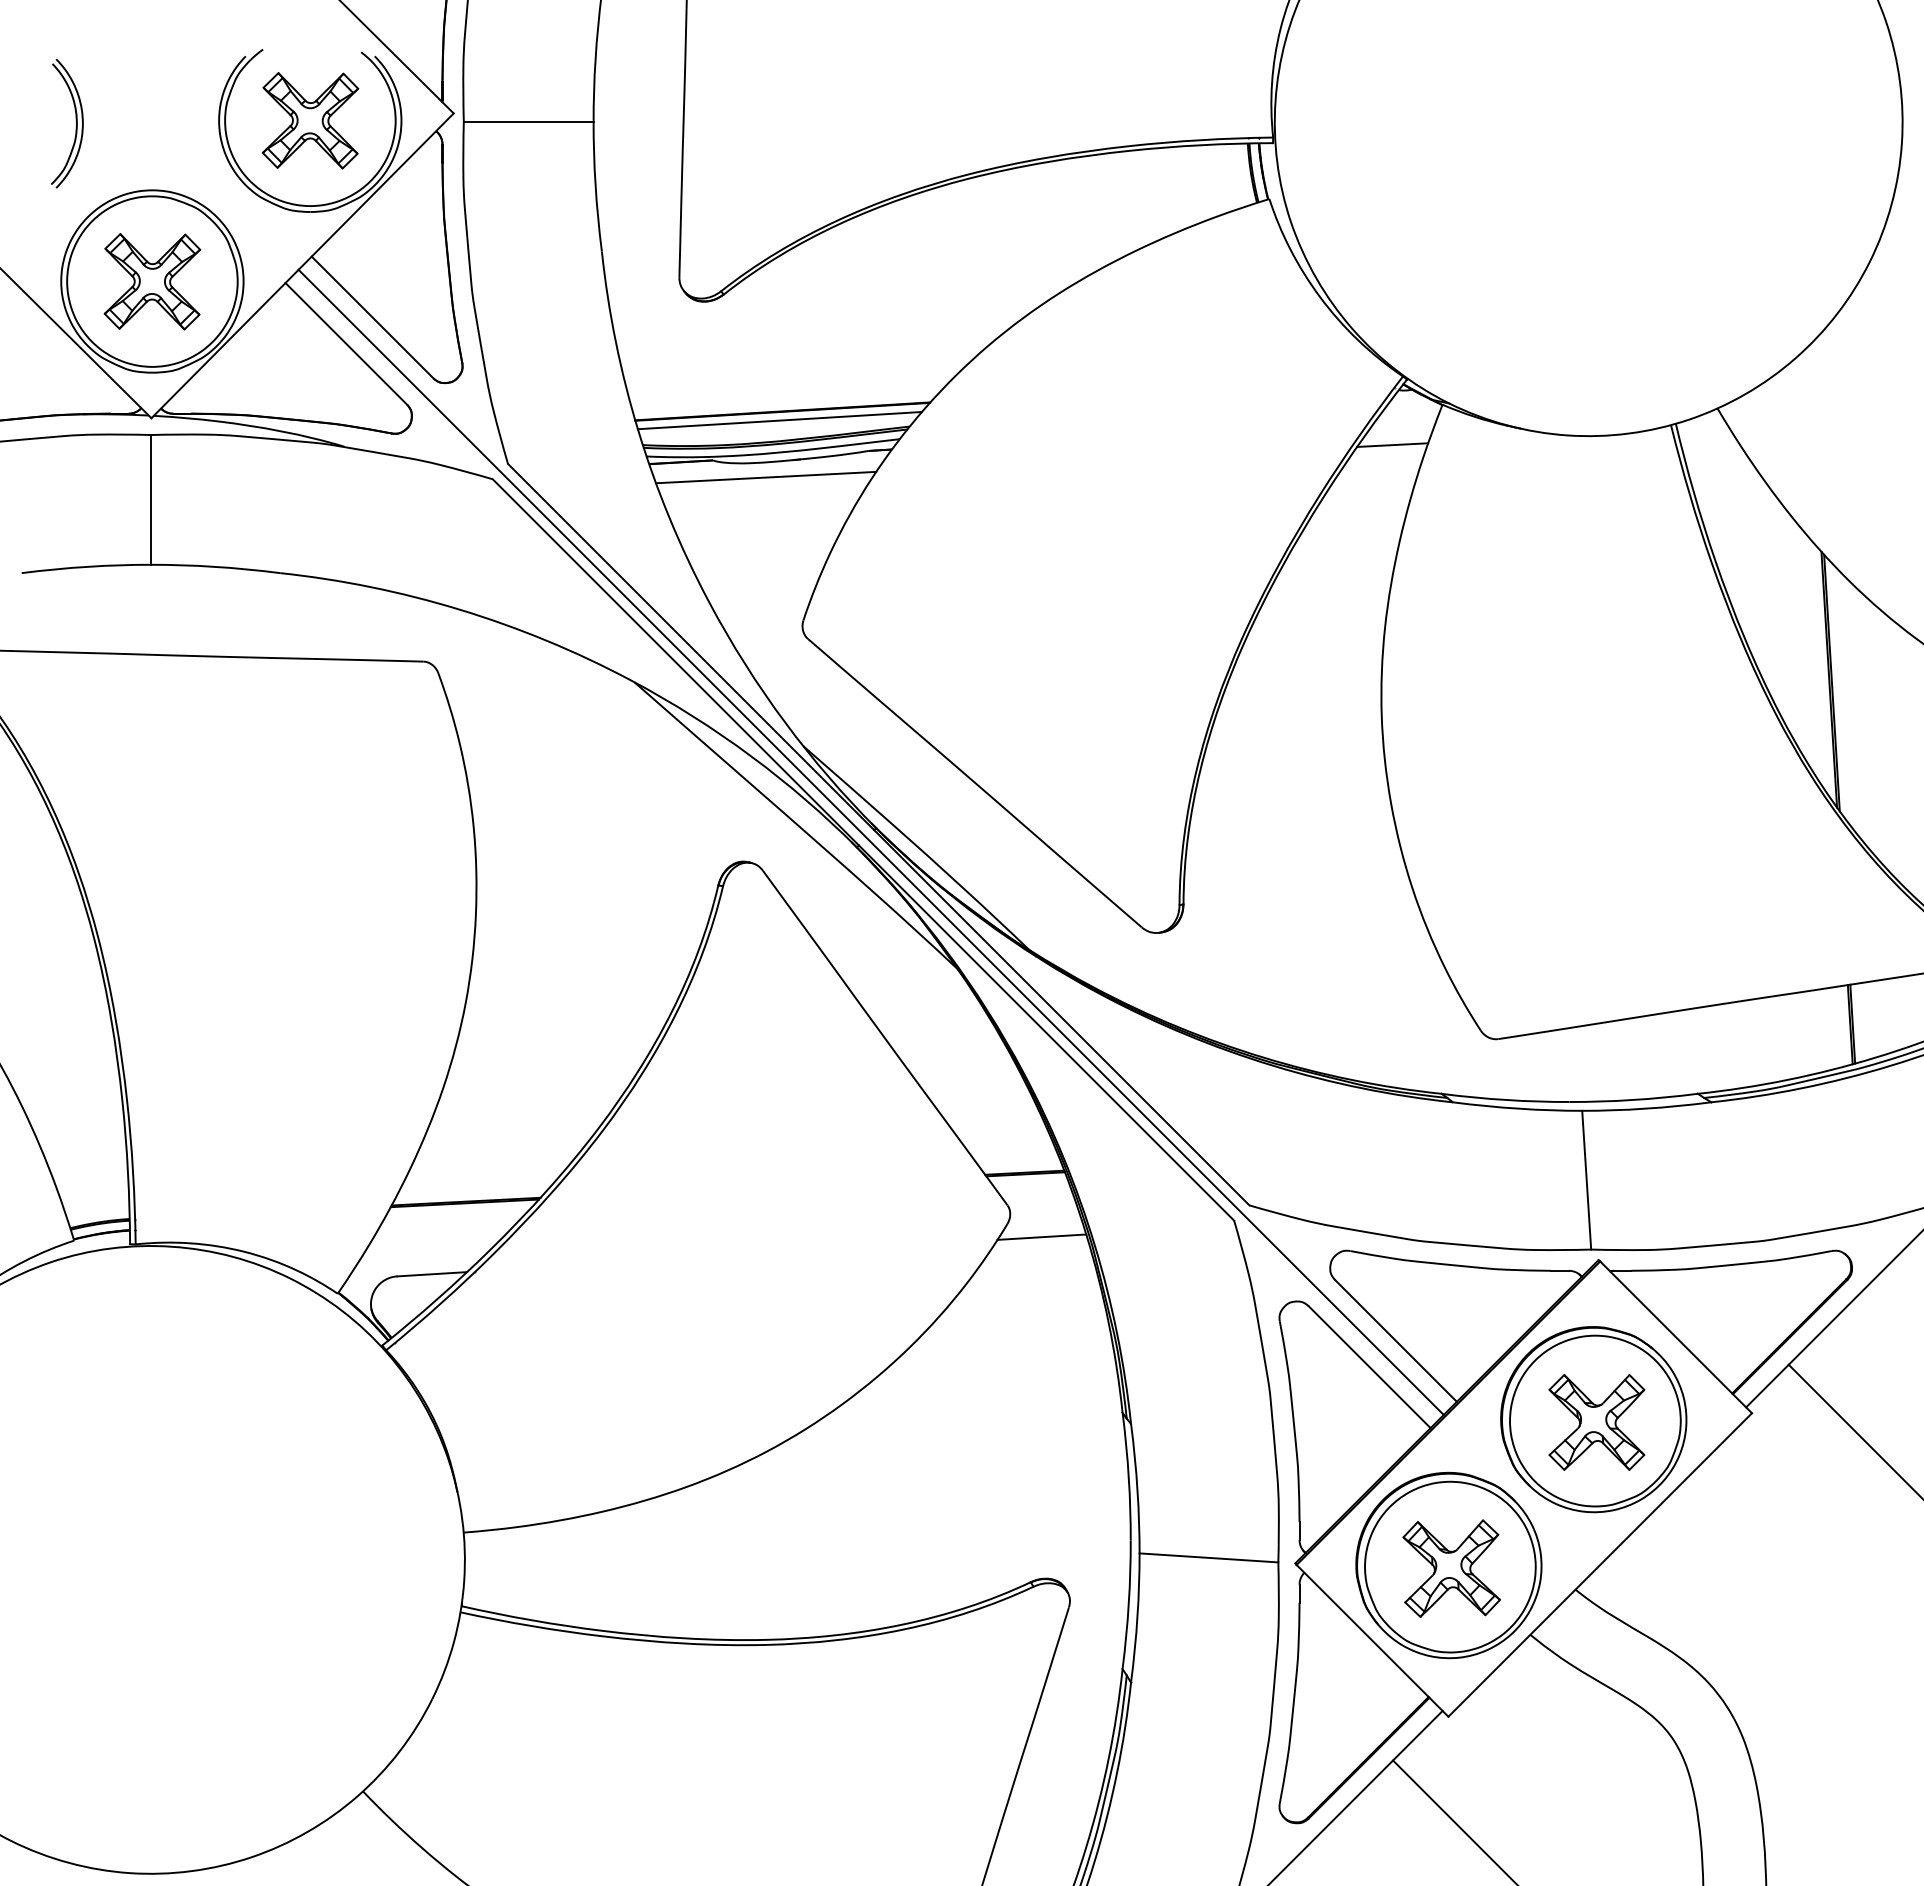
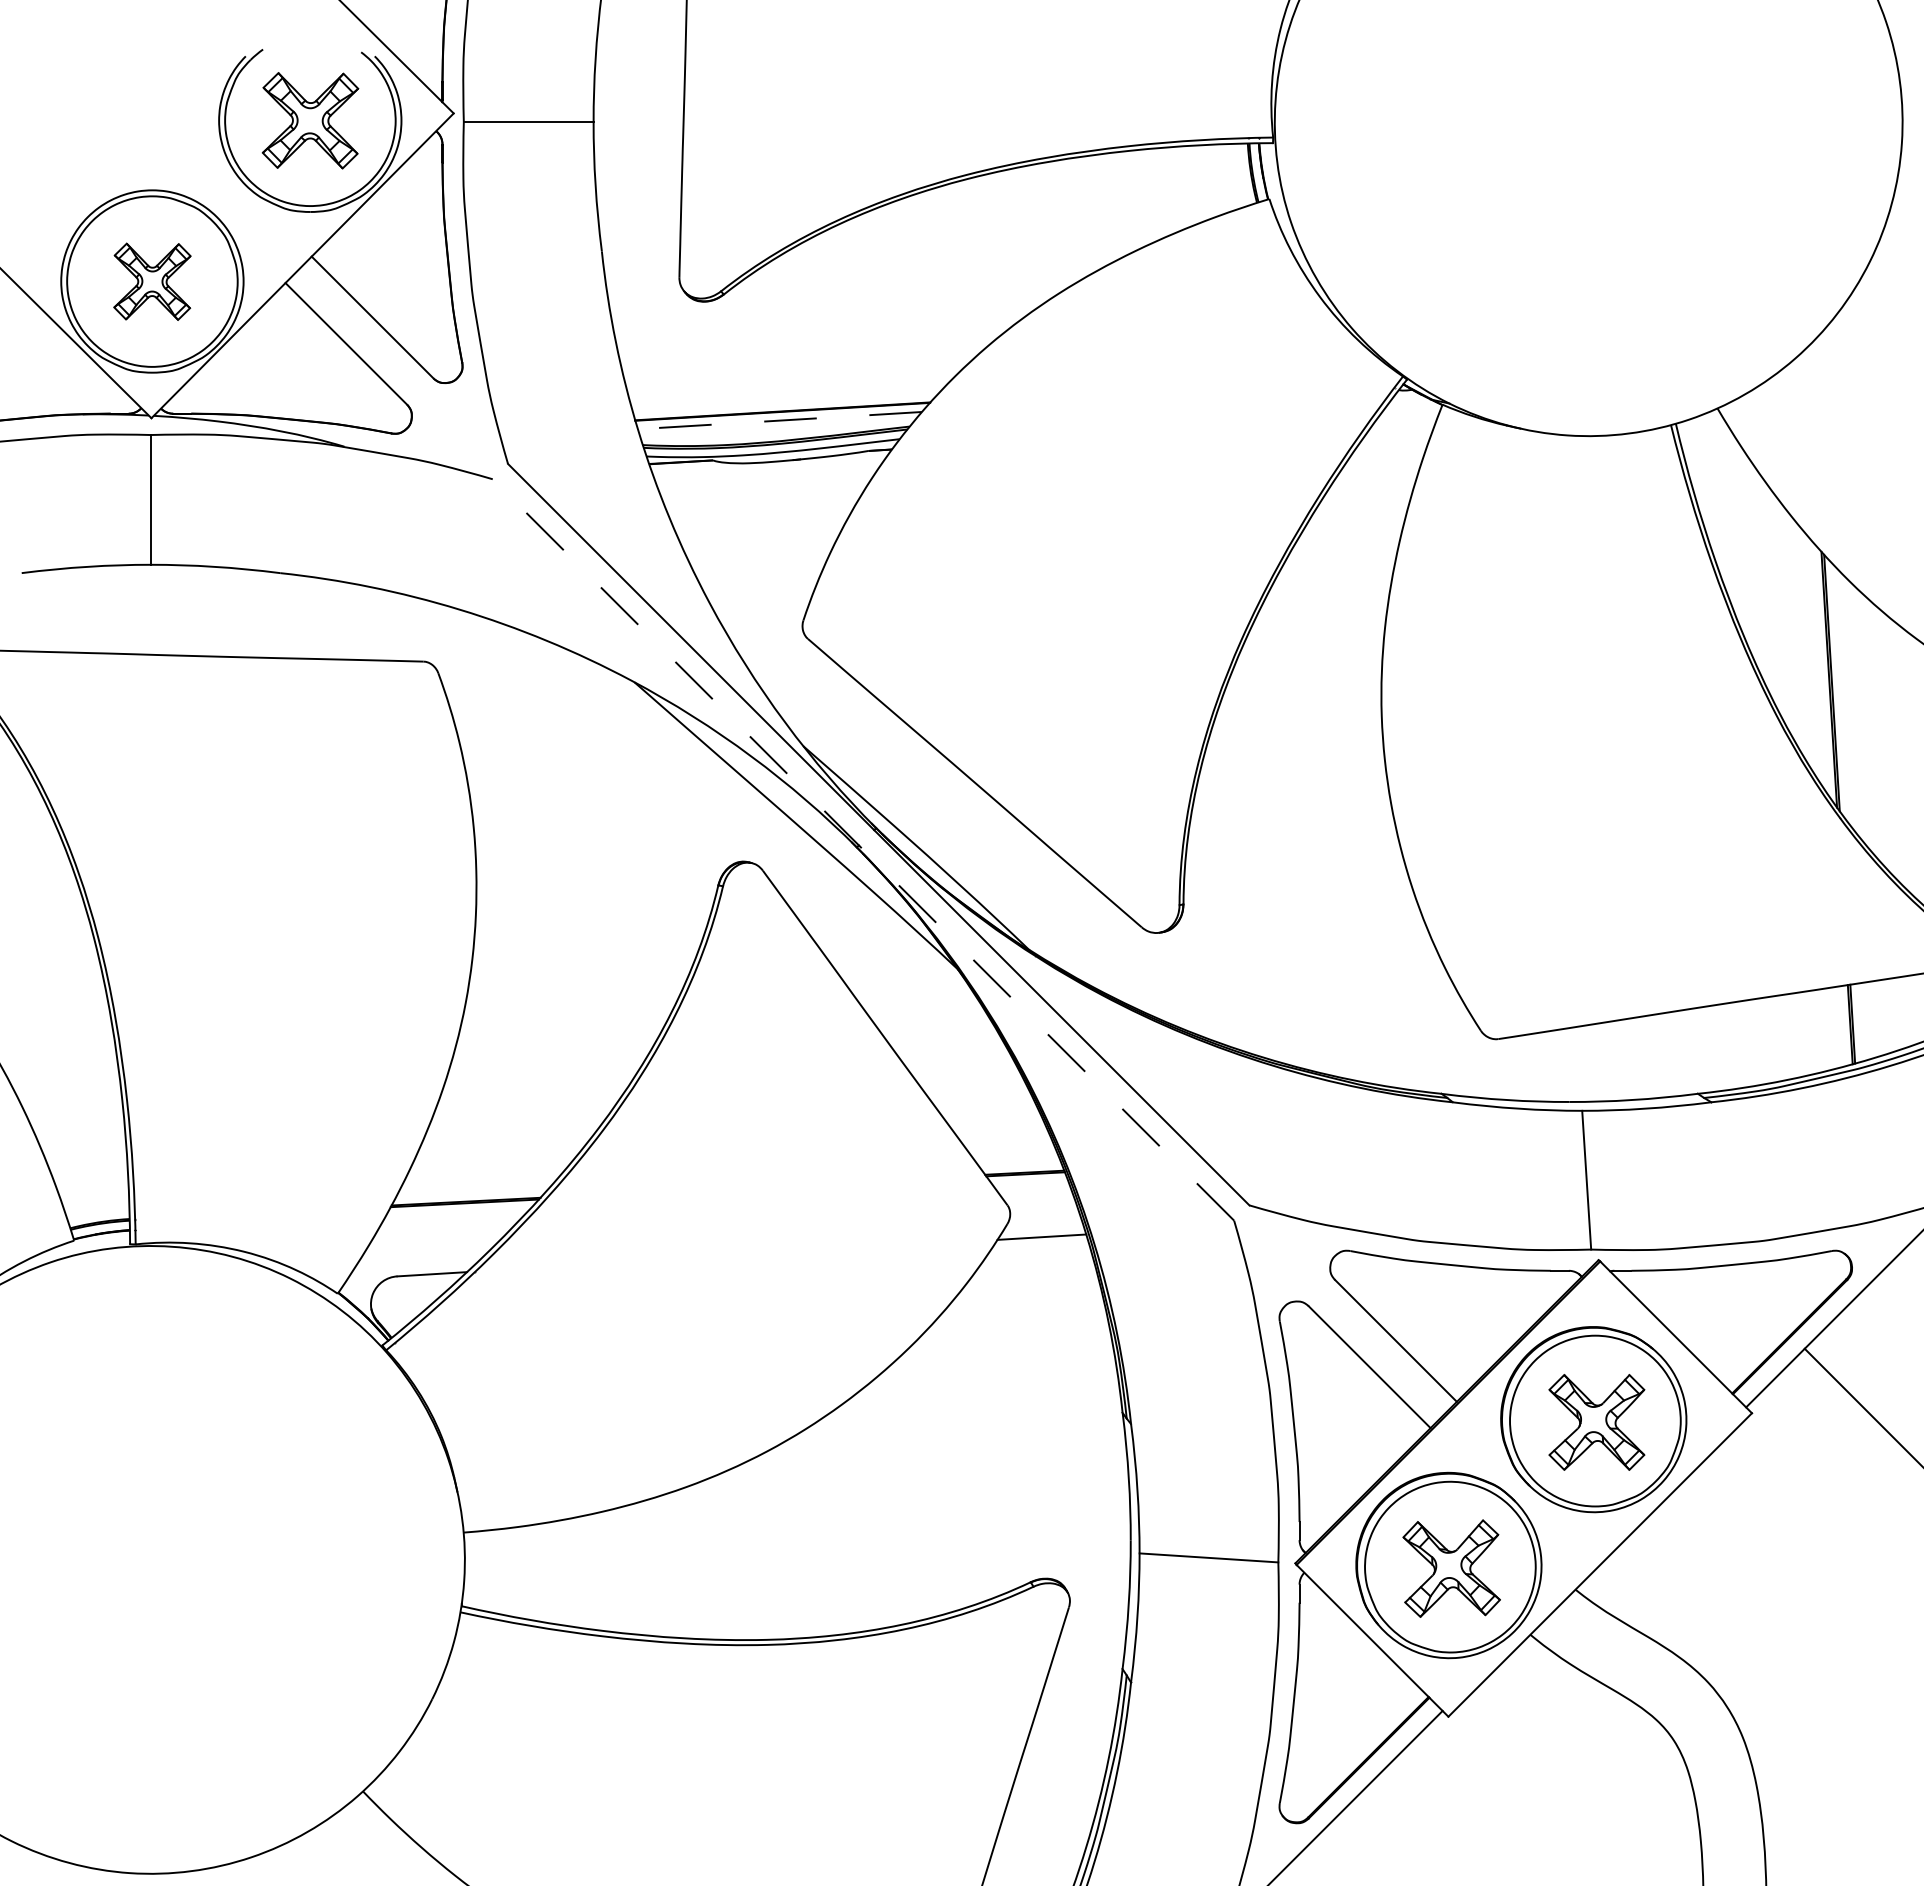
part: present -> none (75, 119)
part size: 99x98 px -> 79x79 px (152, 281)
line: solid -> dashed (779, 420)
line: present -> none (1392, 444)
line: present -> none (765, 477)
line: present -> none (870, 841)
line: solid -> dashed (863, 849)
line position: (1854, 1430) -> (1862, 1406) (1862, 1406)
line: present -> none (1453, 1821)
